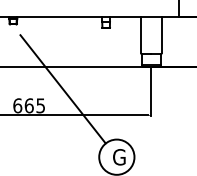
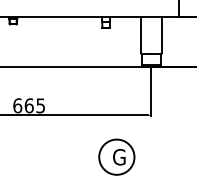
line: present -> none (62, 89)
